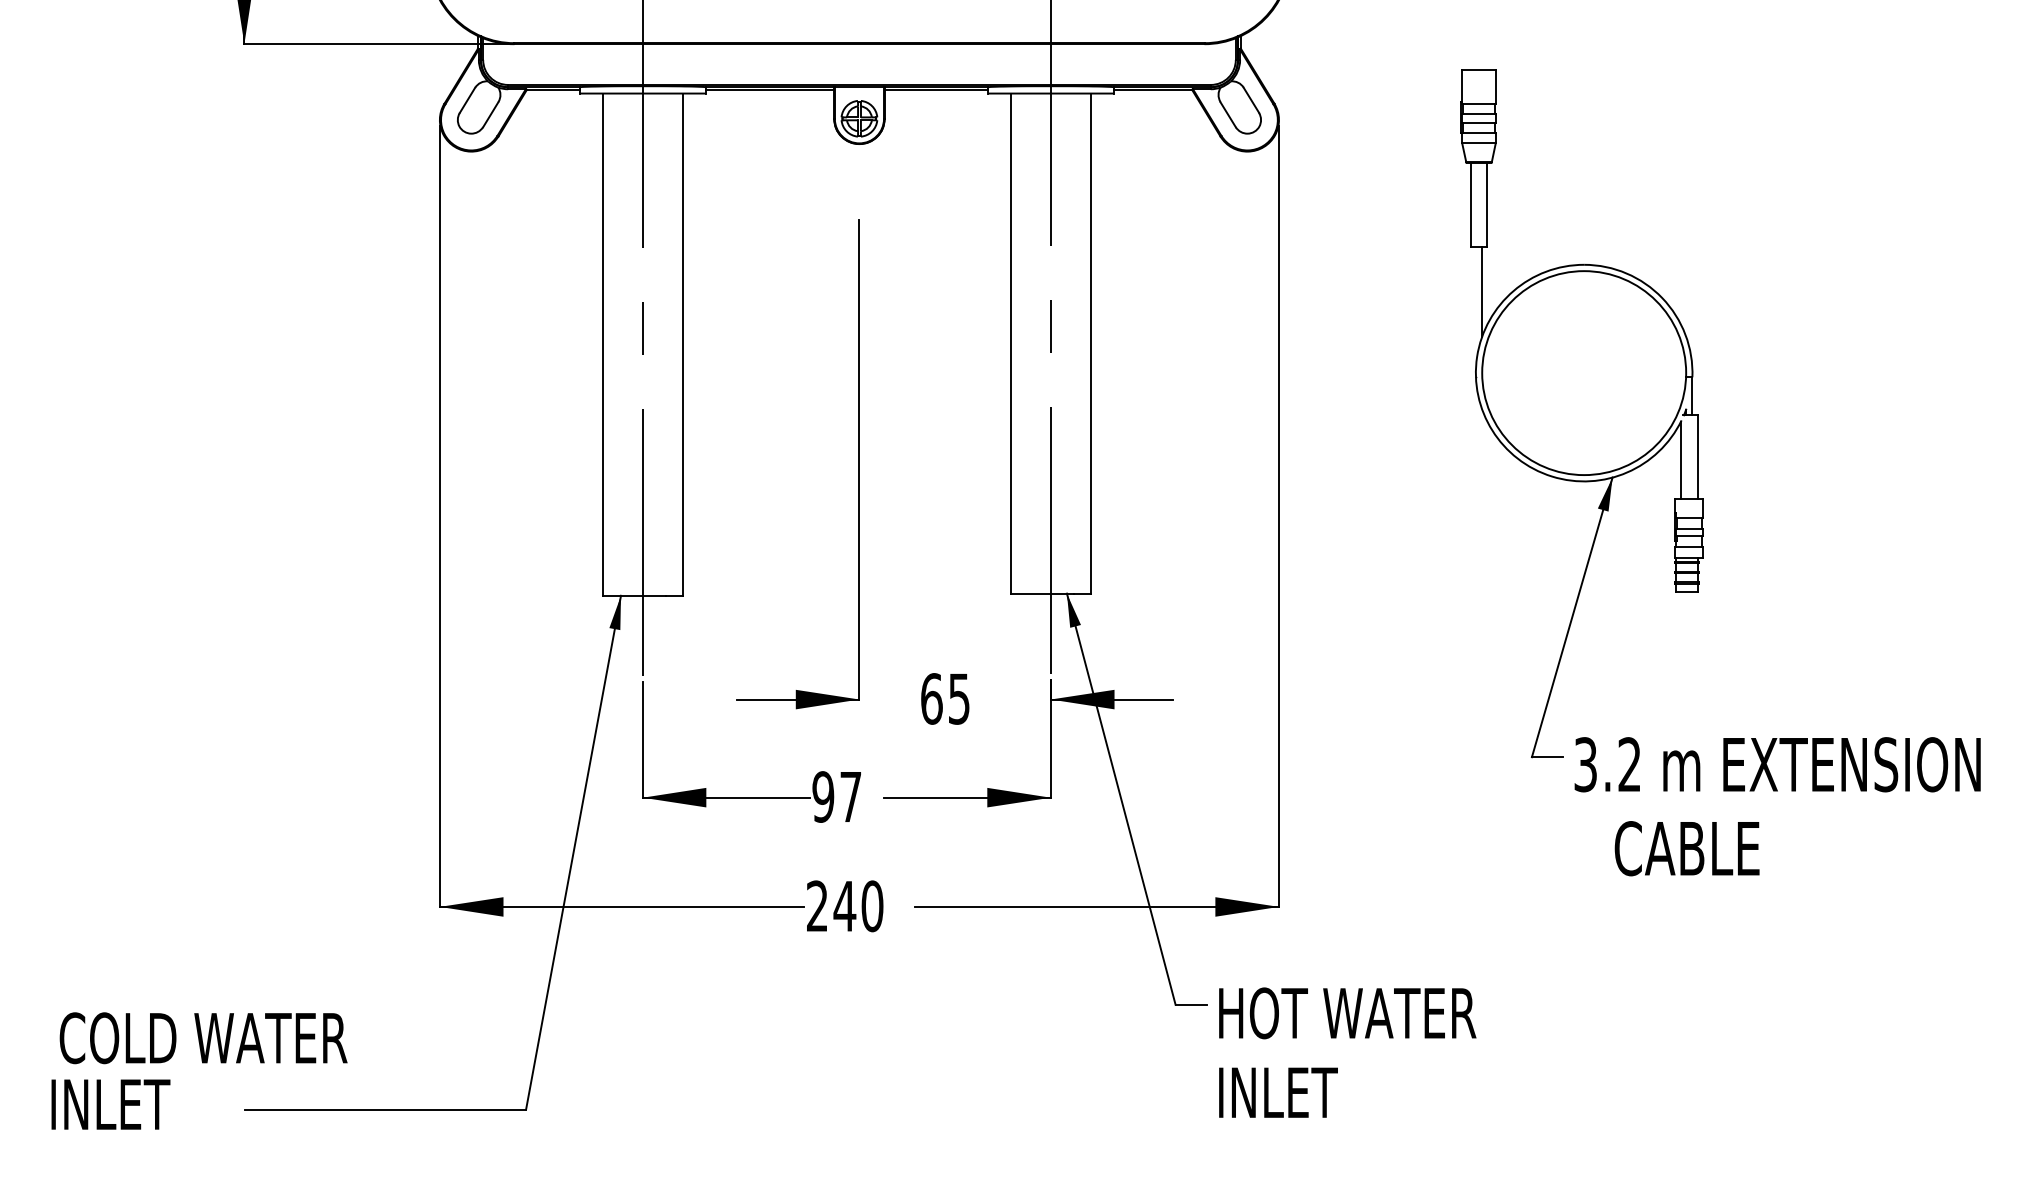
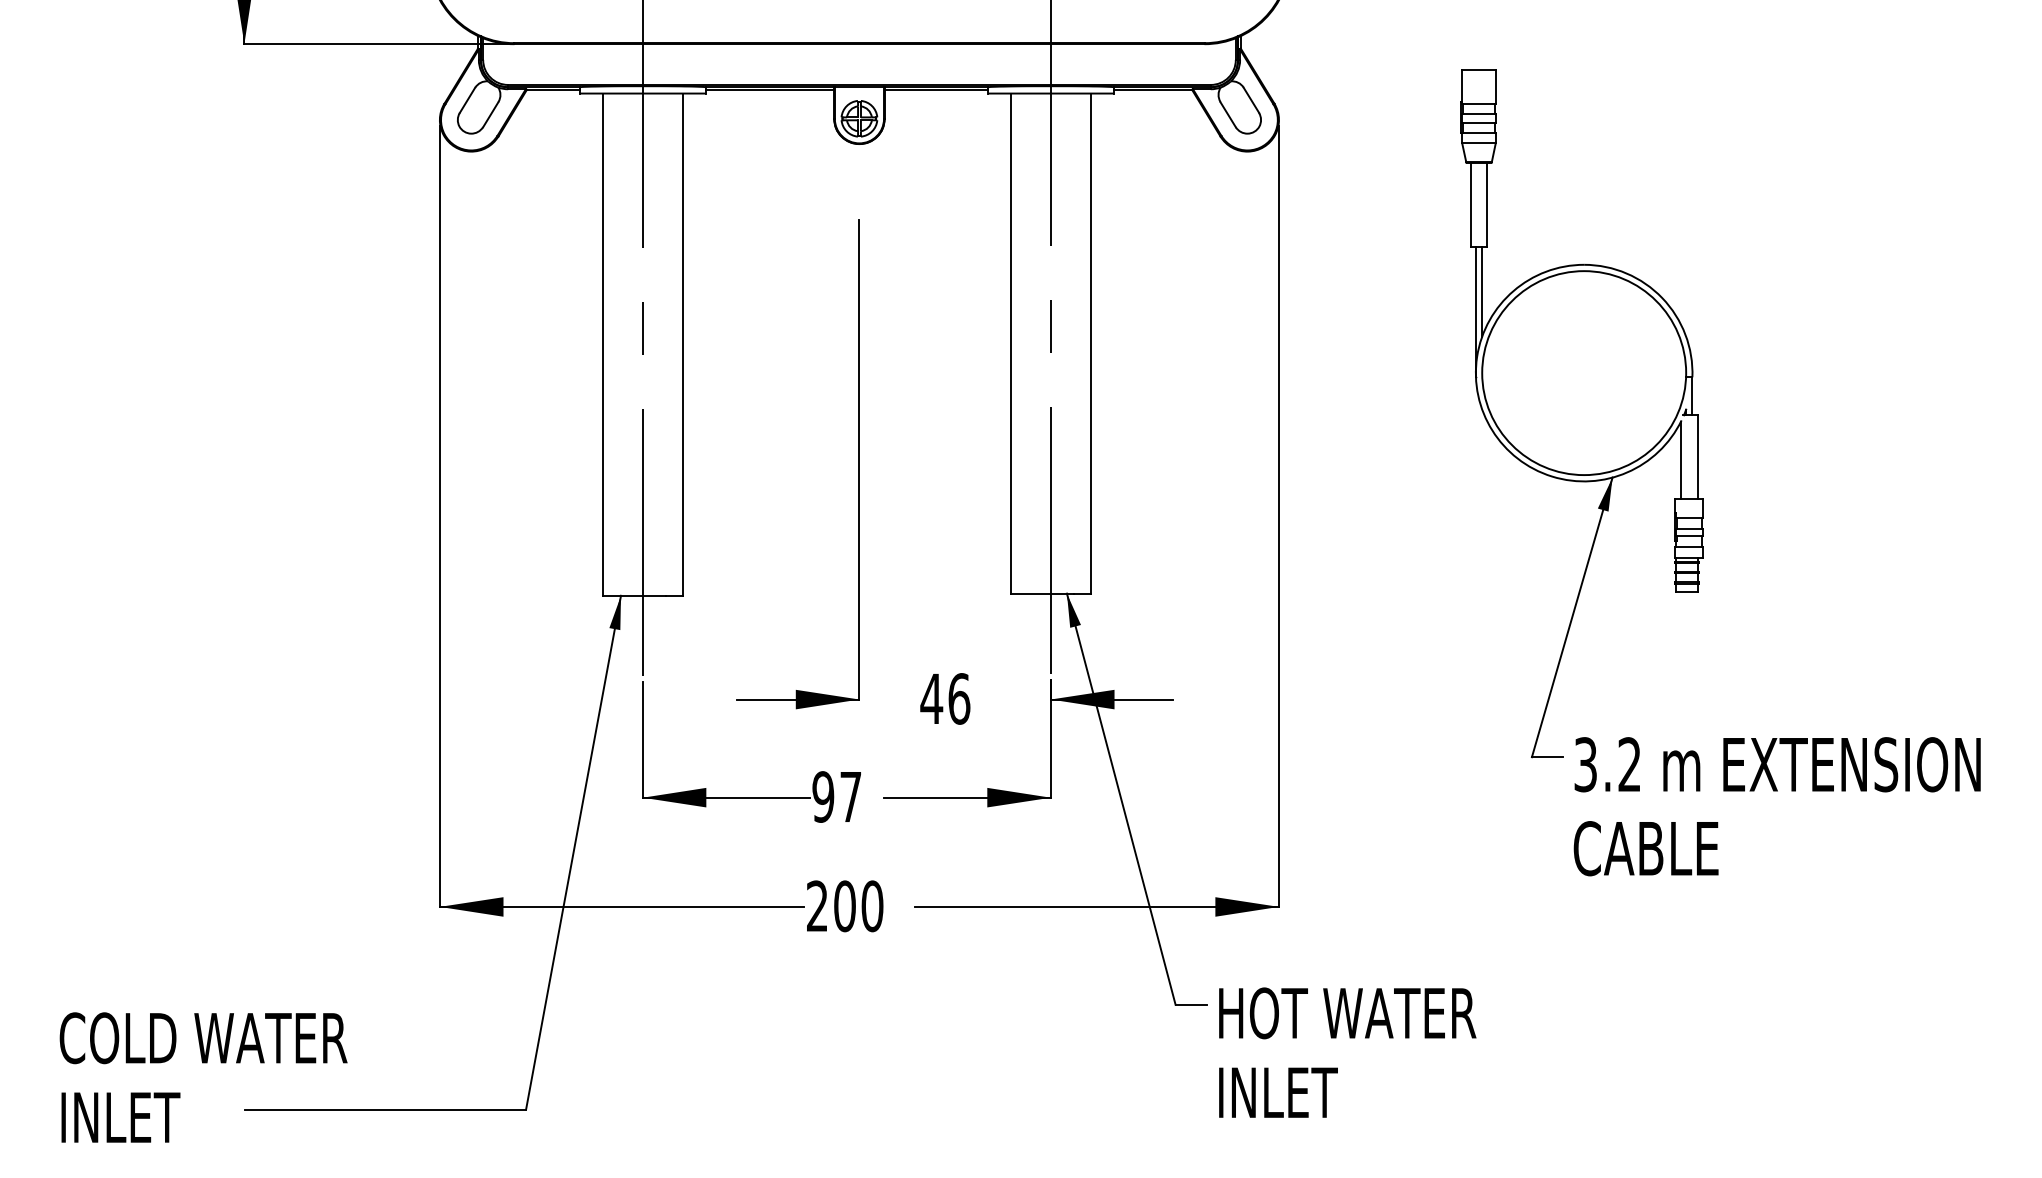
line: none -> present (1475, 311)
text: 65 -> 46 (945, 698)
text position: (1686, 848) -> (1645, 848) (1645, 848)
text: 240 -> 200 (844, 906)
text position: (110, 1104) -> (120, 1117) (120, 1117)
